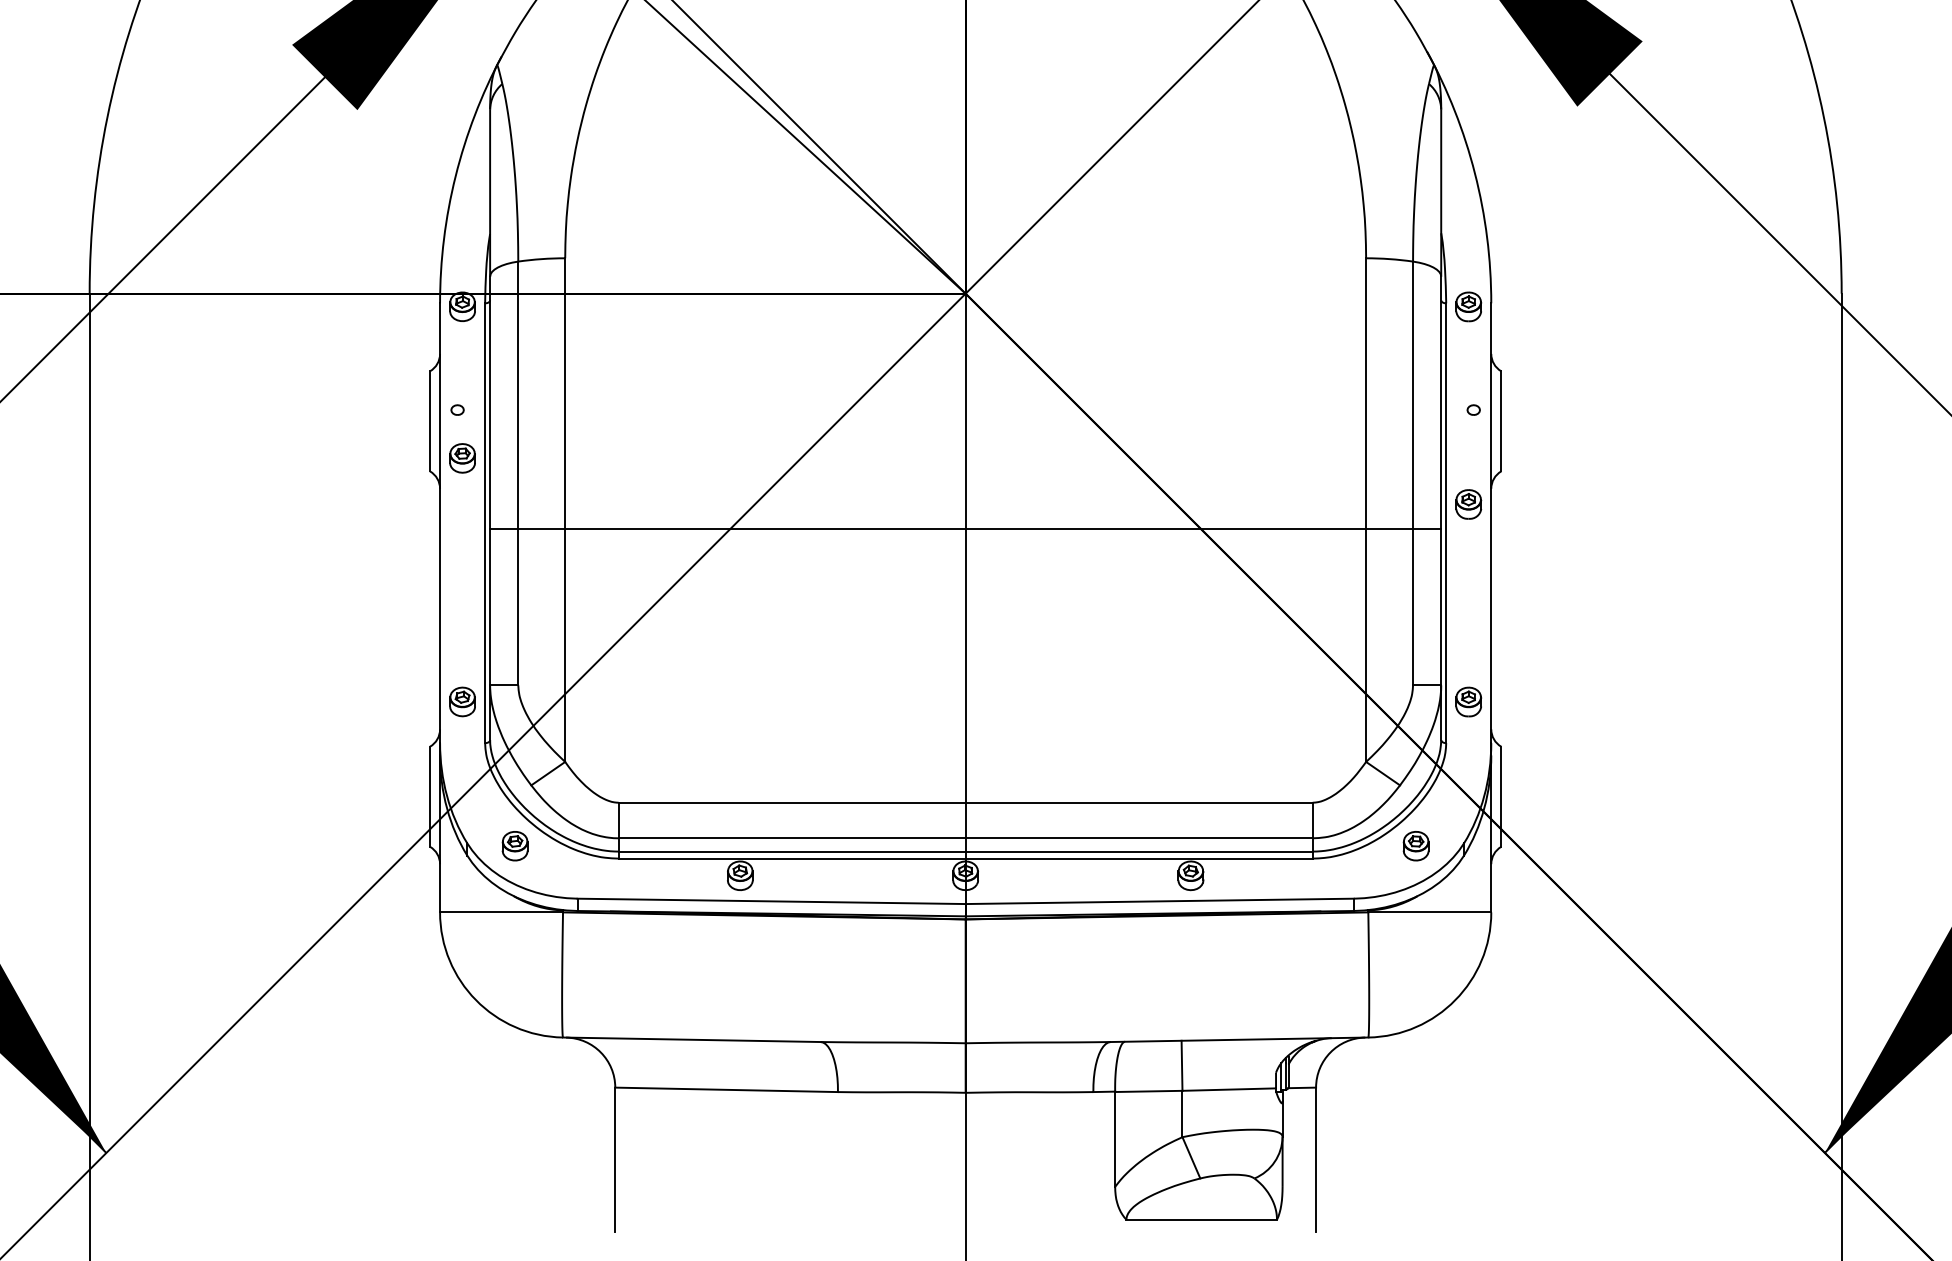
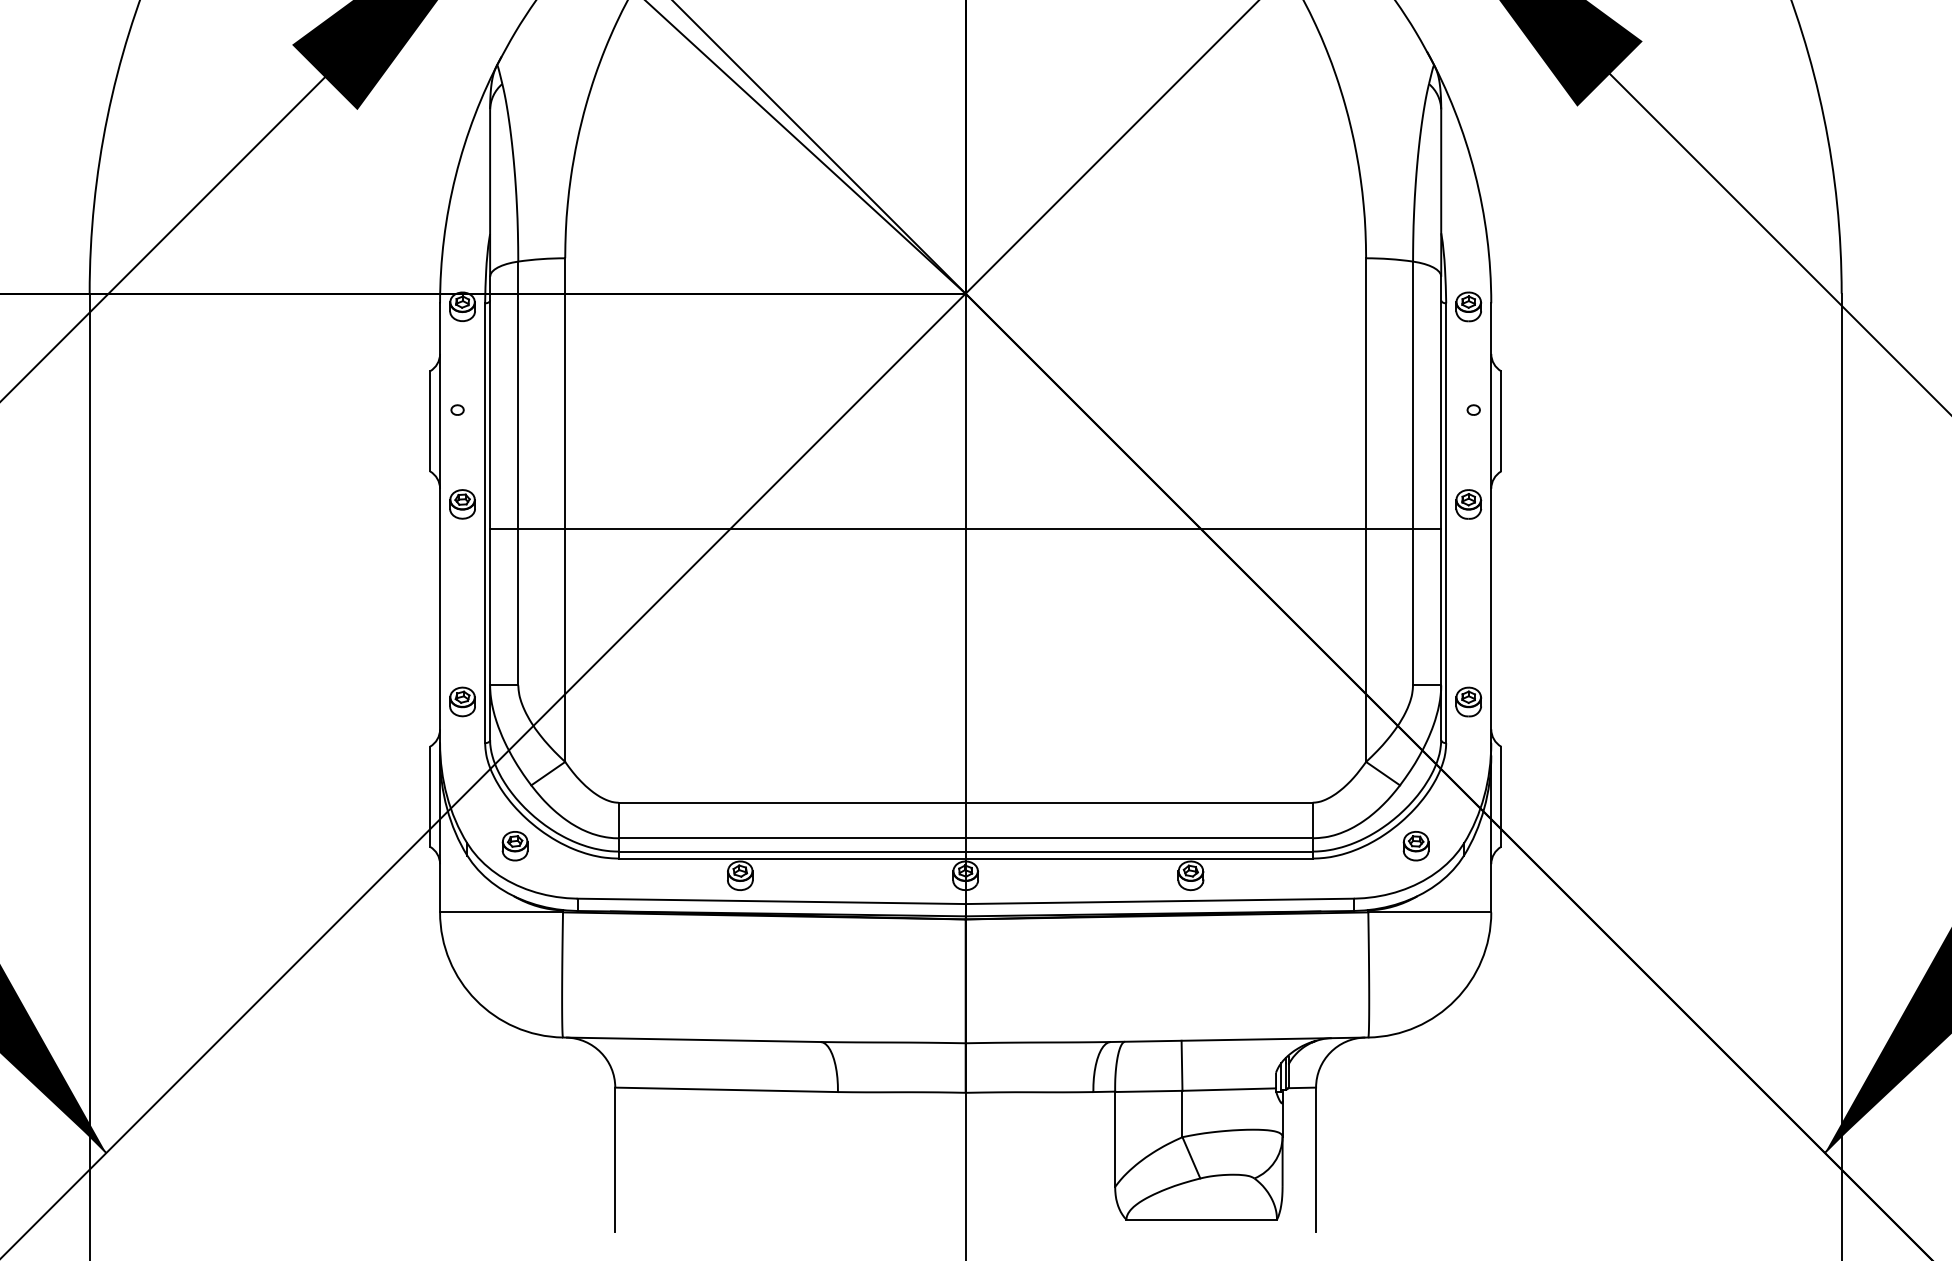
part position: (462, 458) -> (462, 504) (462, 504)
